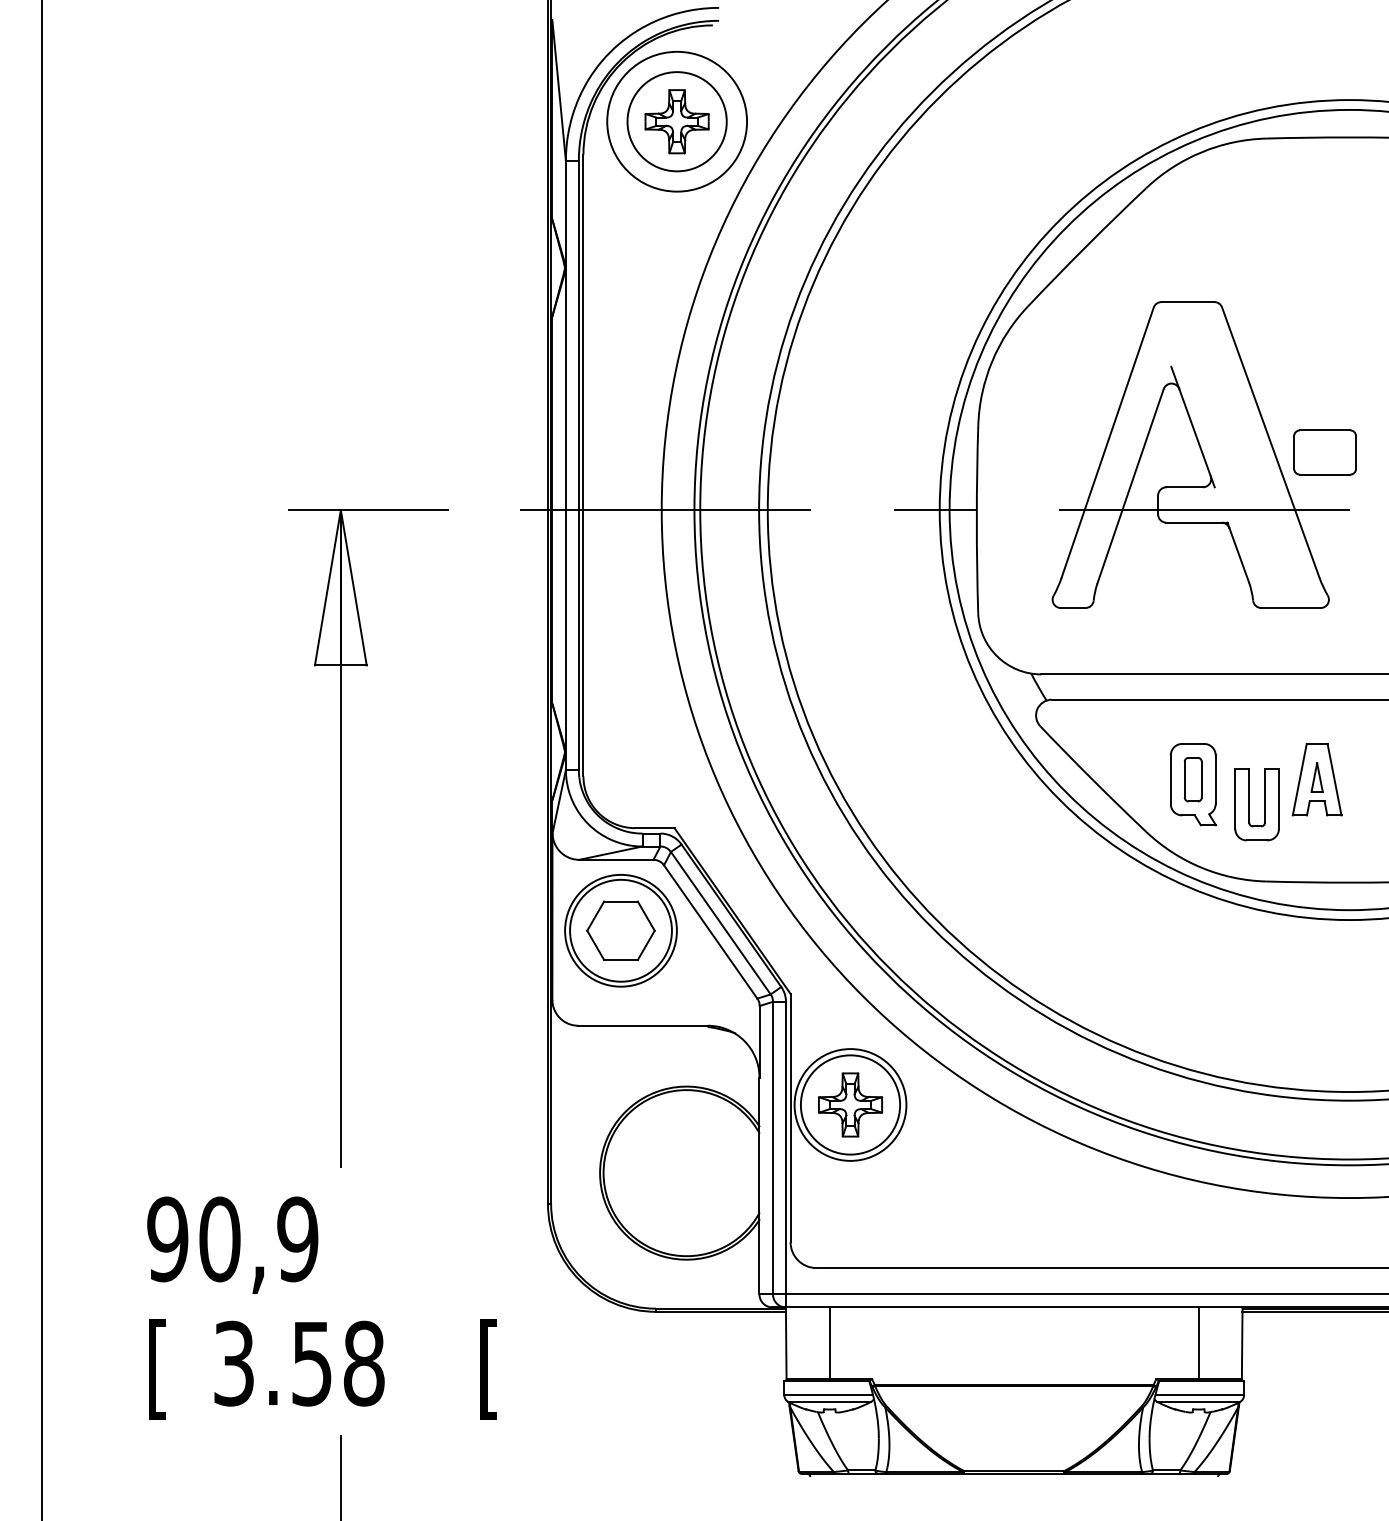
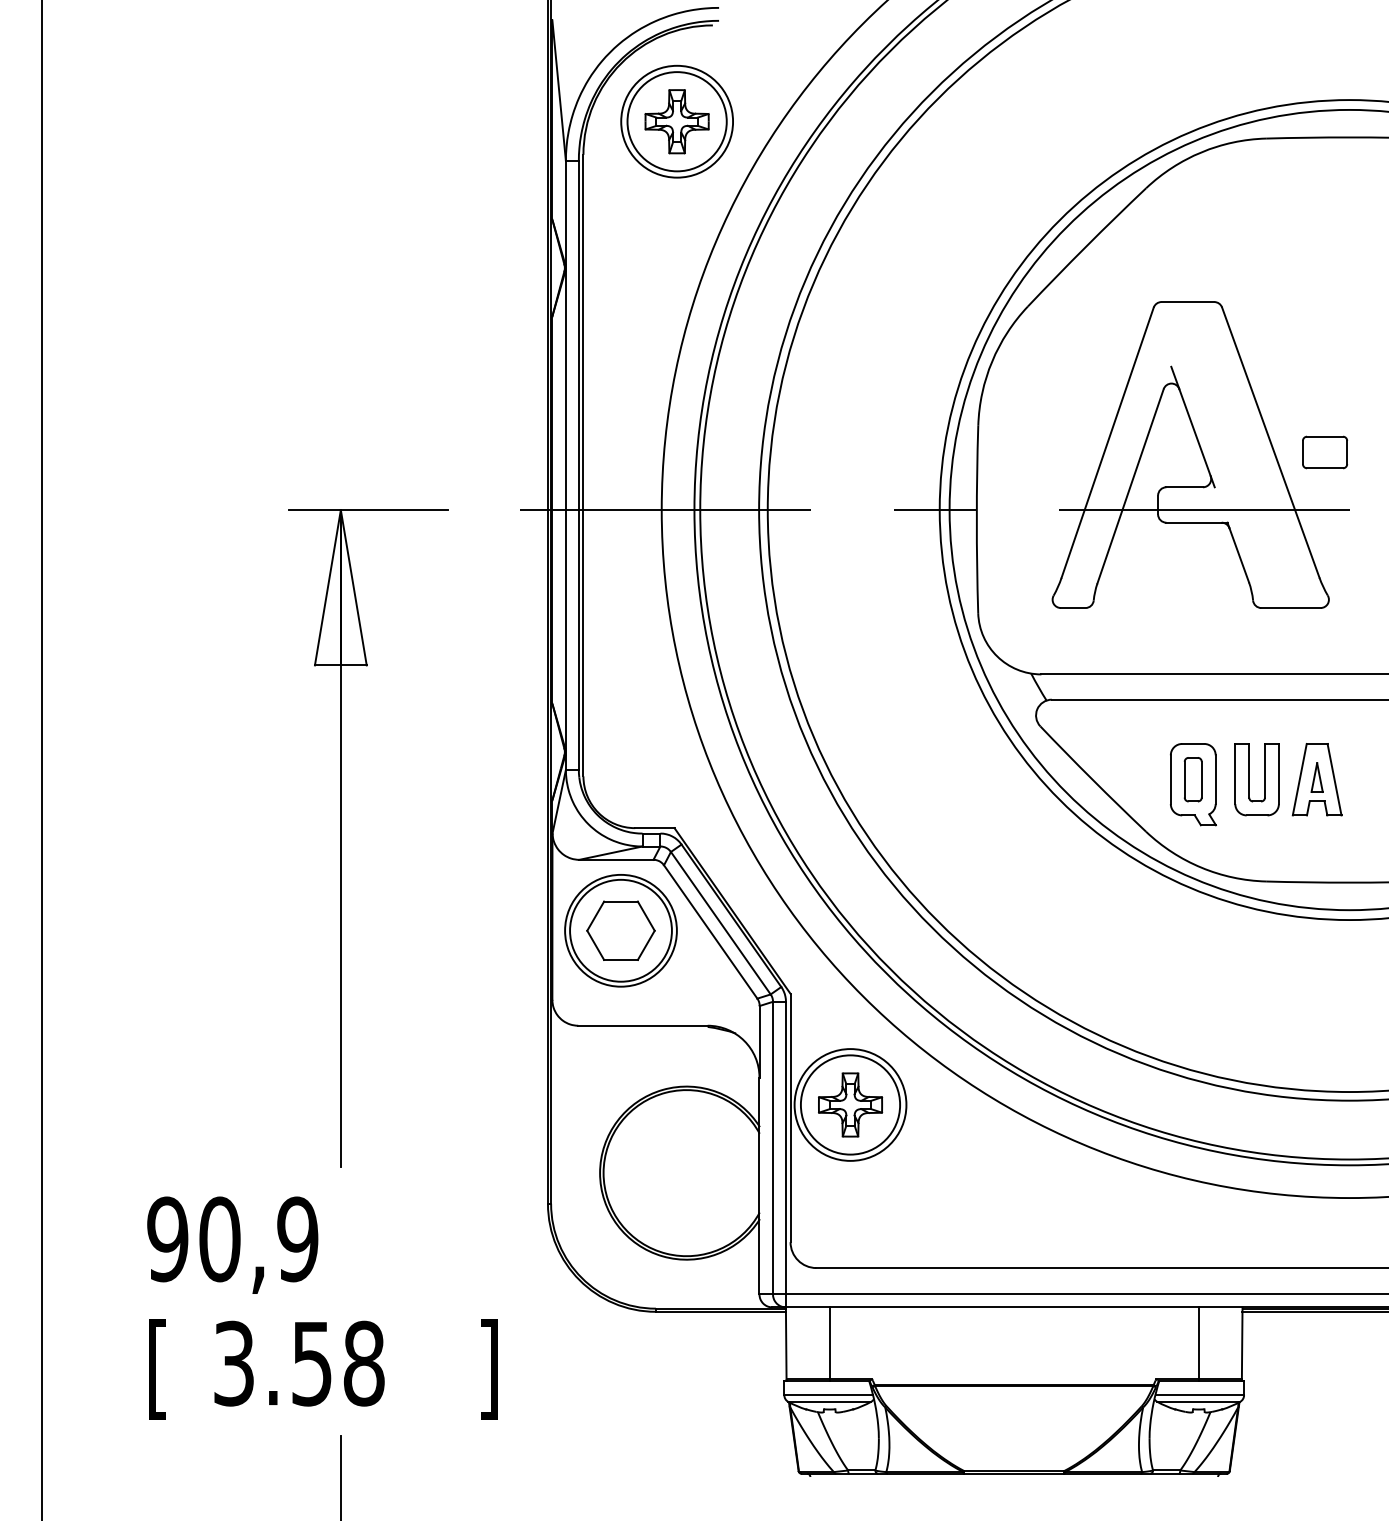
circle diameter: 140 px -> 112 px (677, 121)
part size: 64x47 px -> 46x35 px (1324, 452)
part position: (1249, 804) -> (1249, 779) (1249, 779)
text: [ -> ] (488, 1369)
